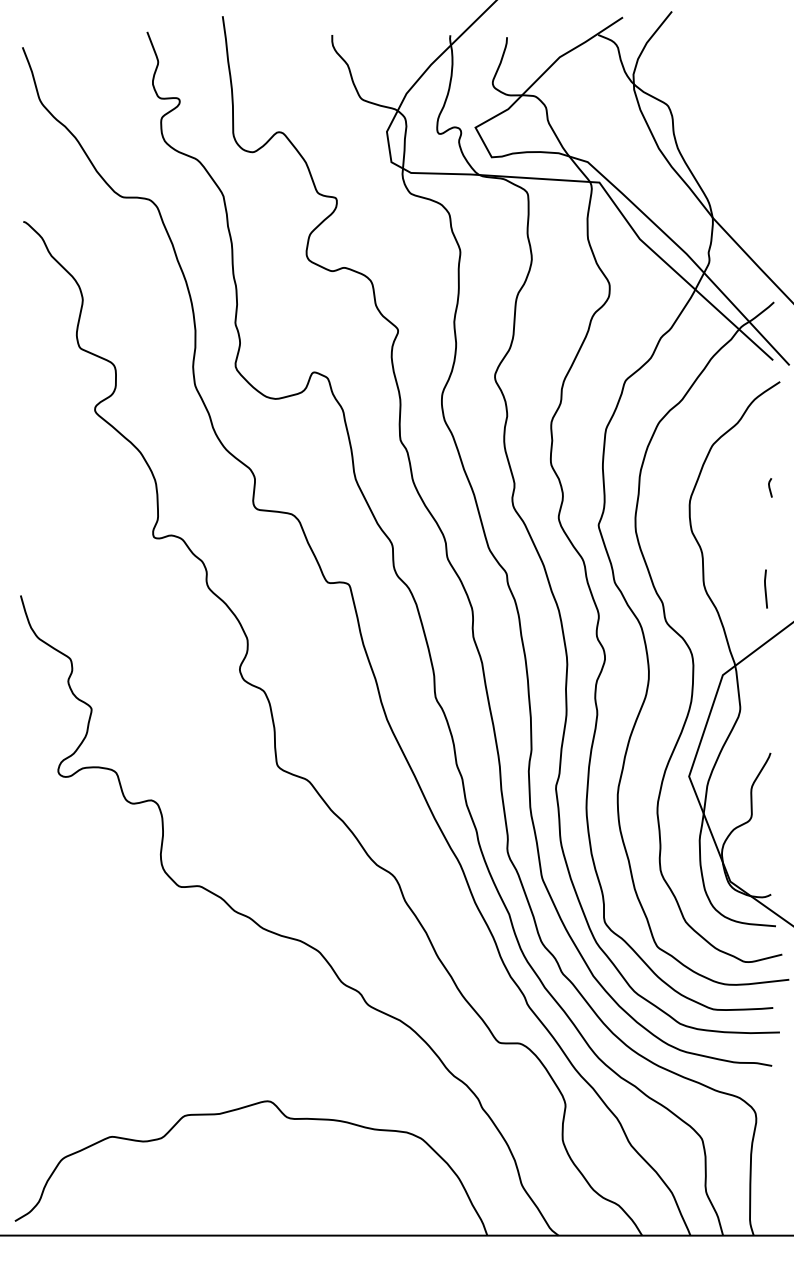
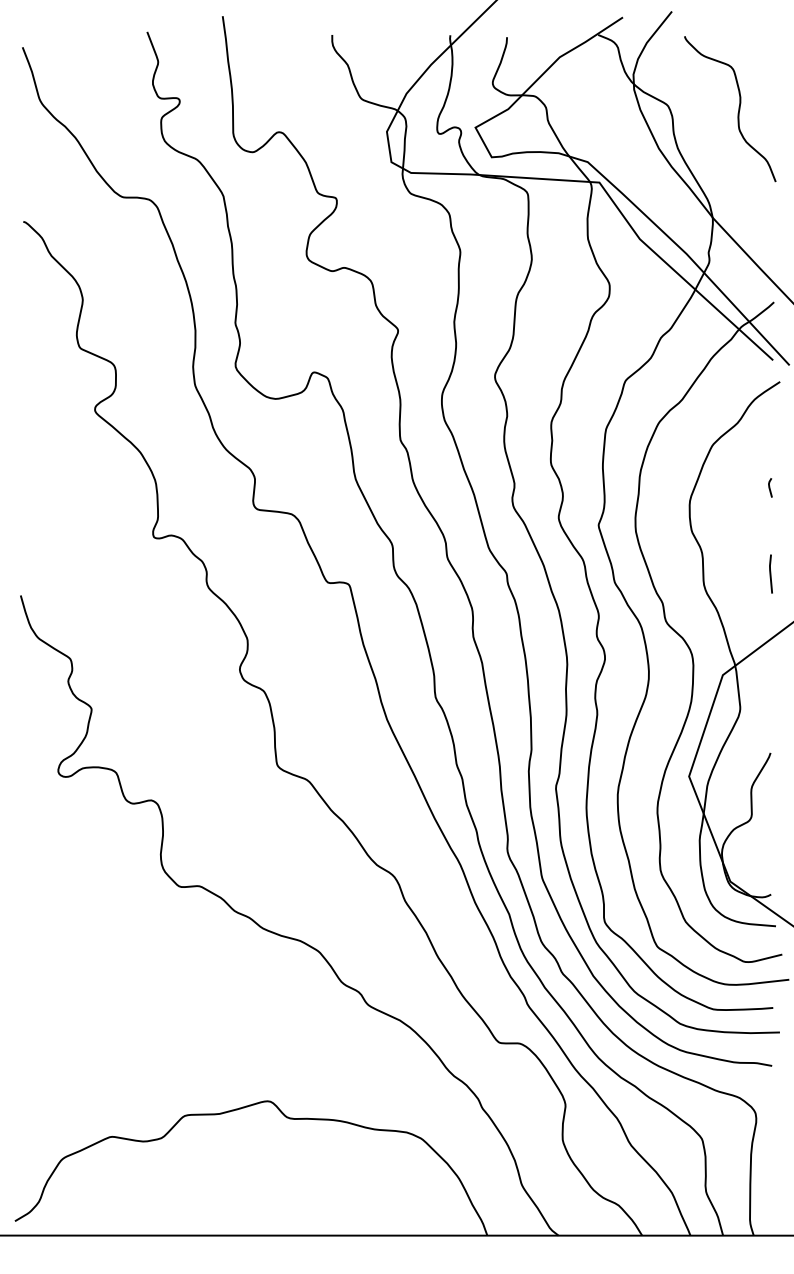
curve: none -> present (738, 109)
line position: (765, 588) -> (770, 573) (770, 573)
